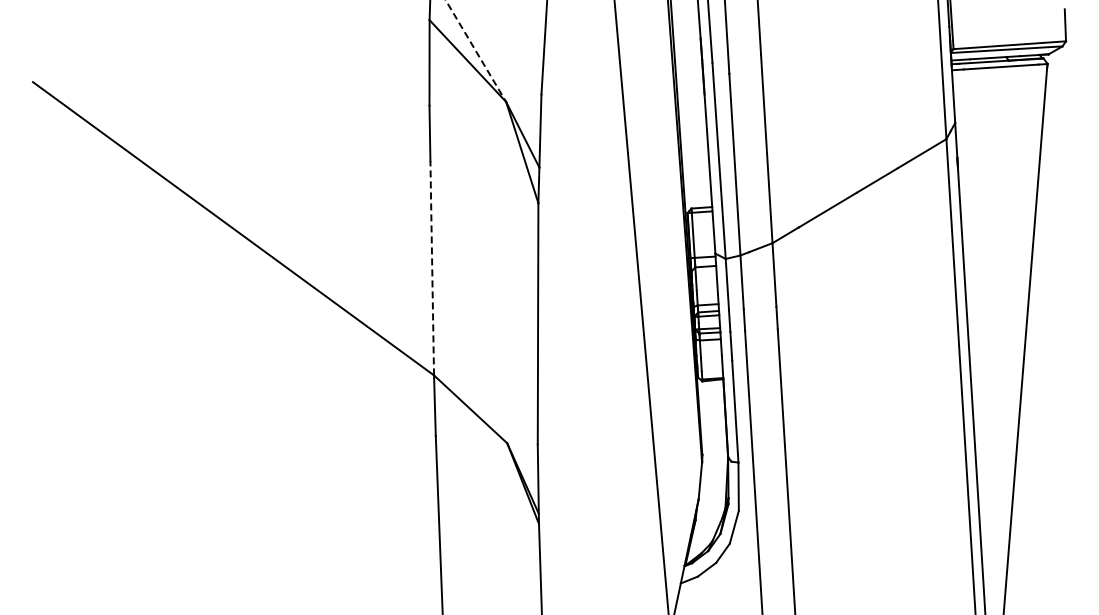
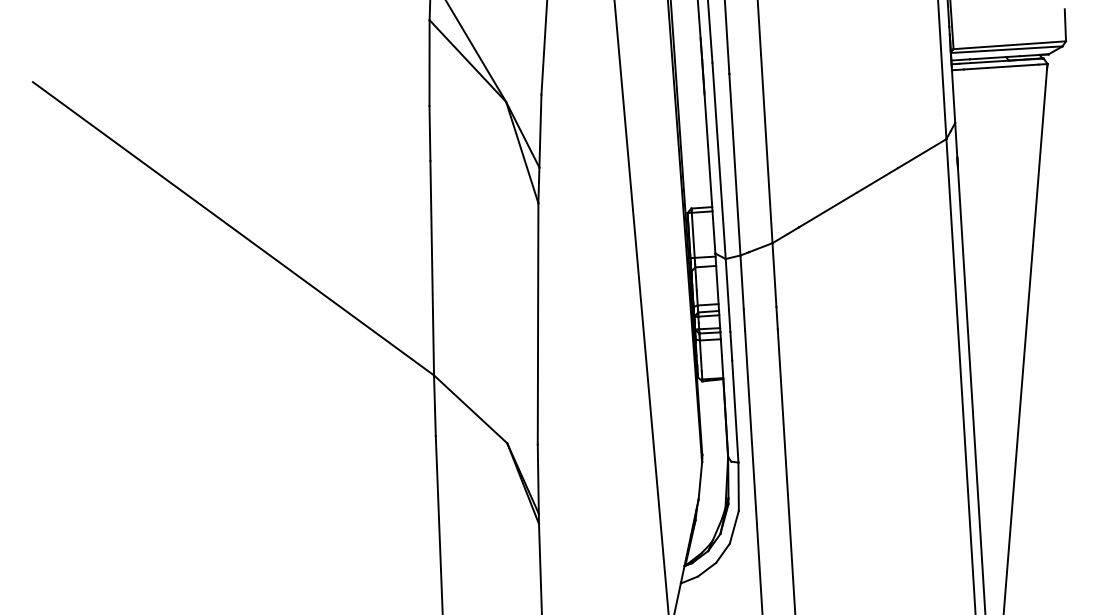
line: dashed -> solid (476, 51)
line: dashed -> solid (432, 267)
